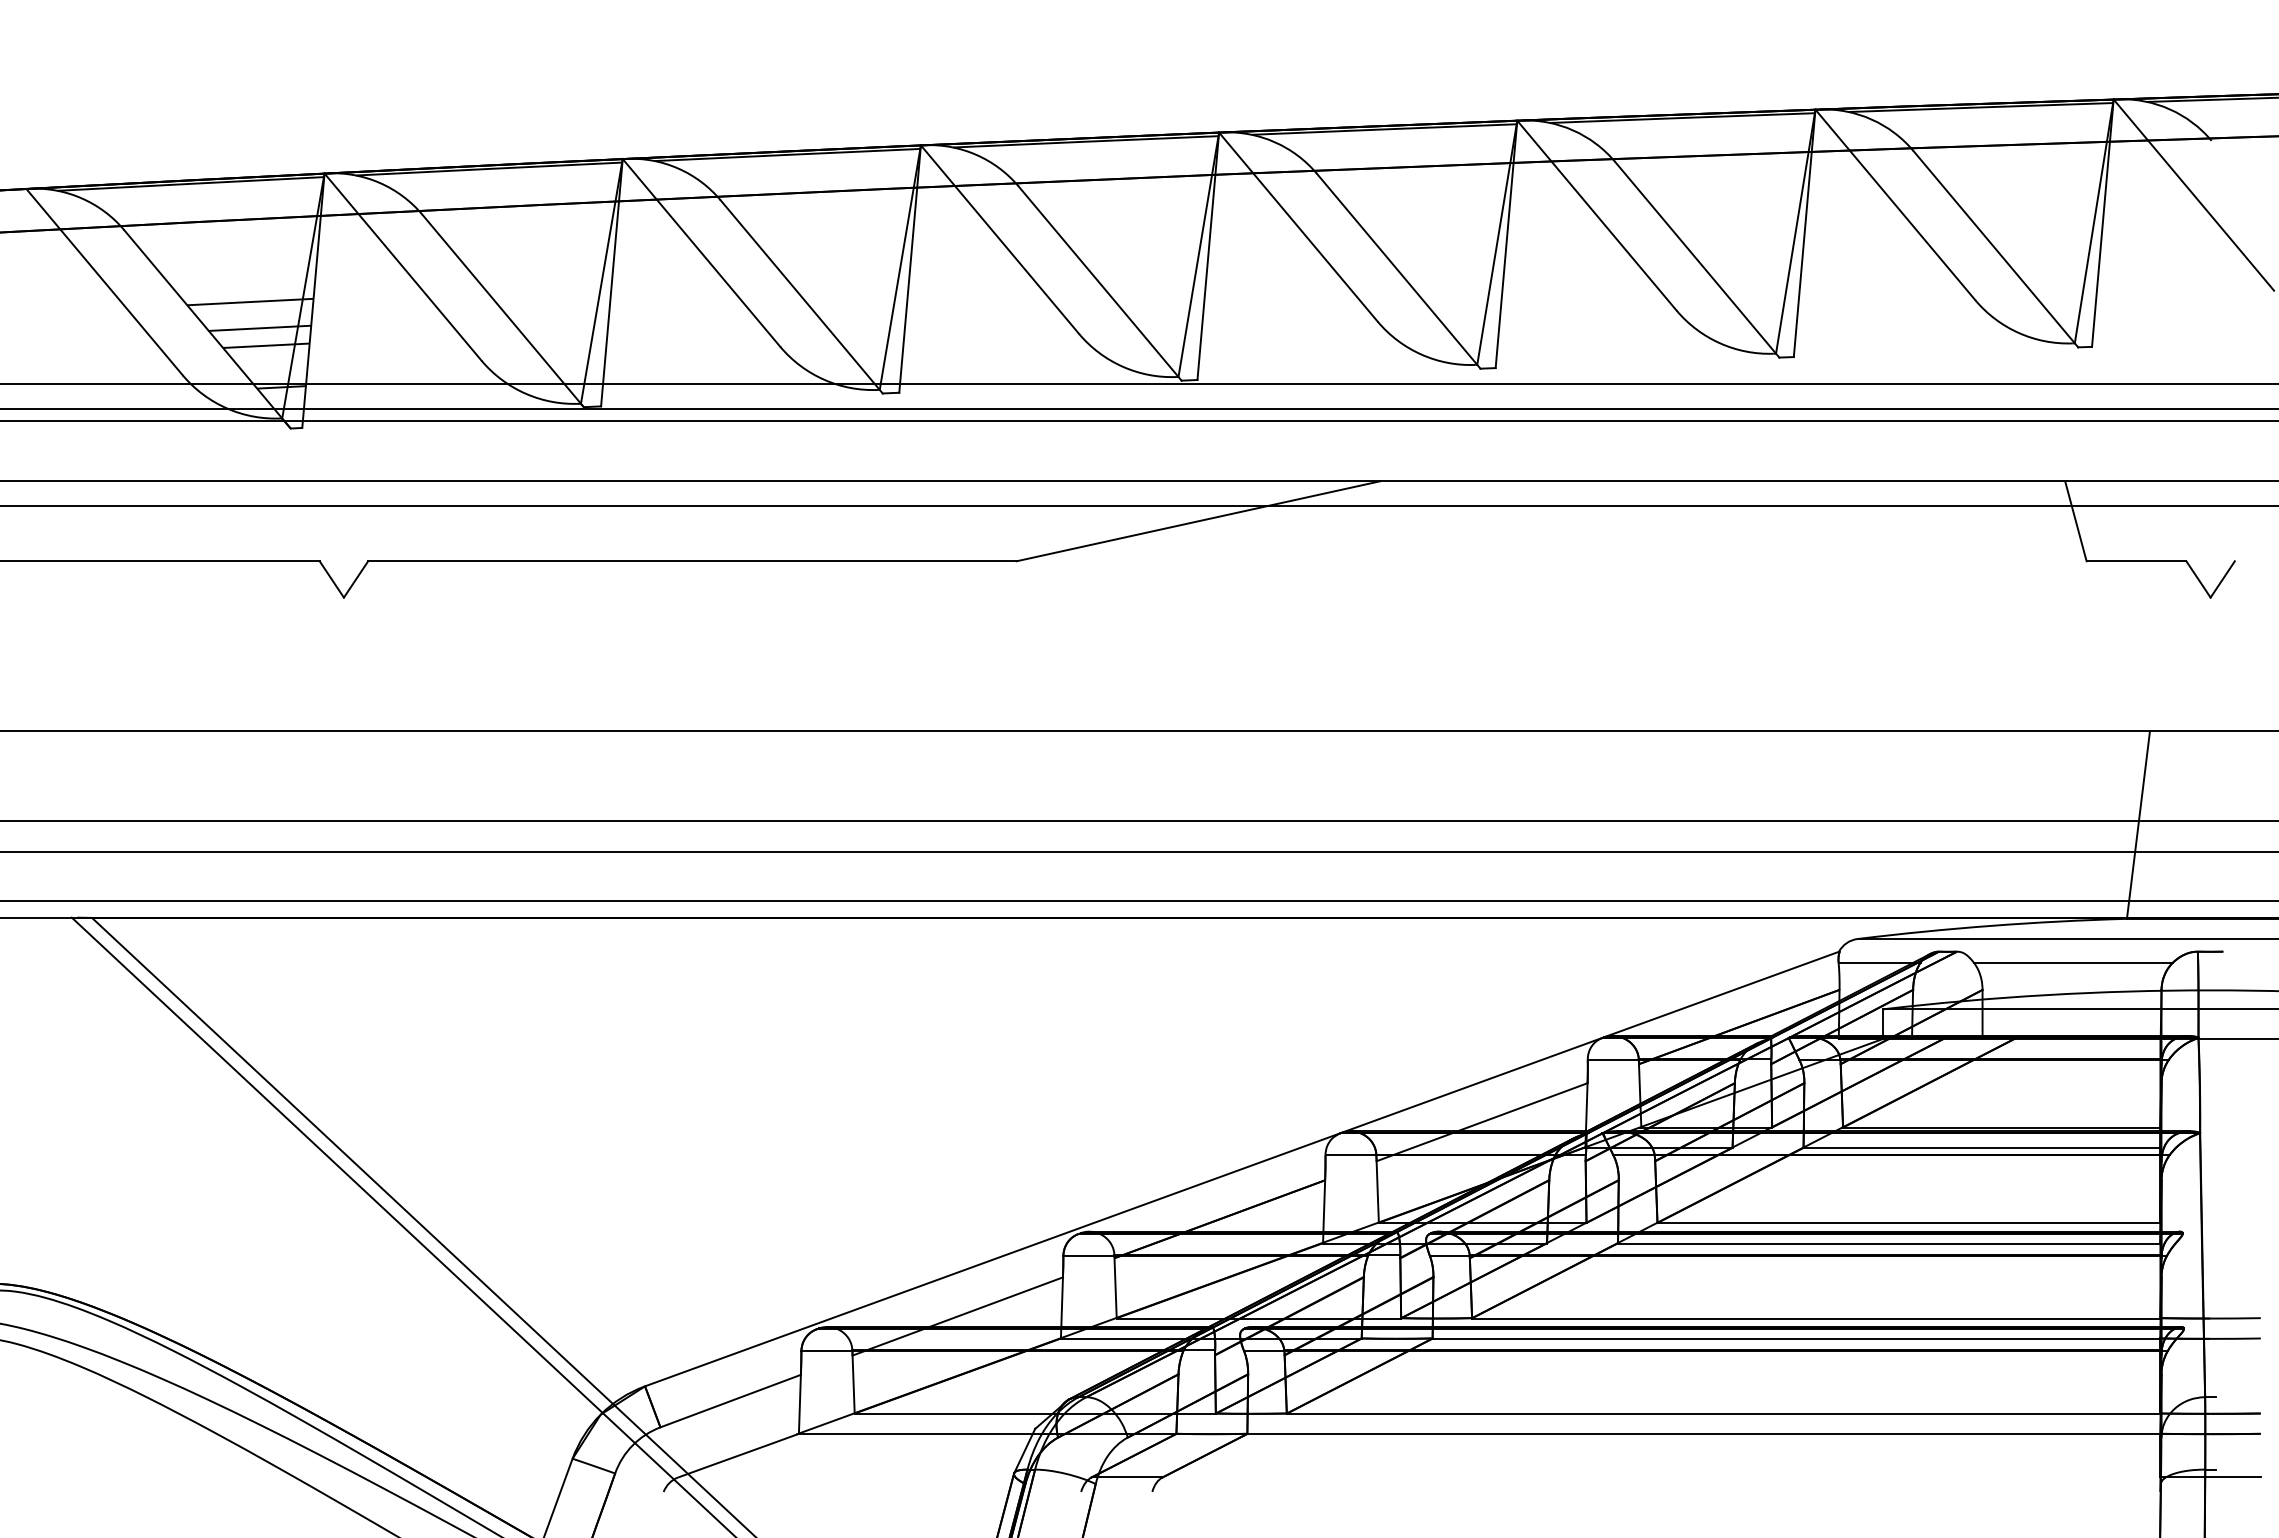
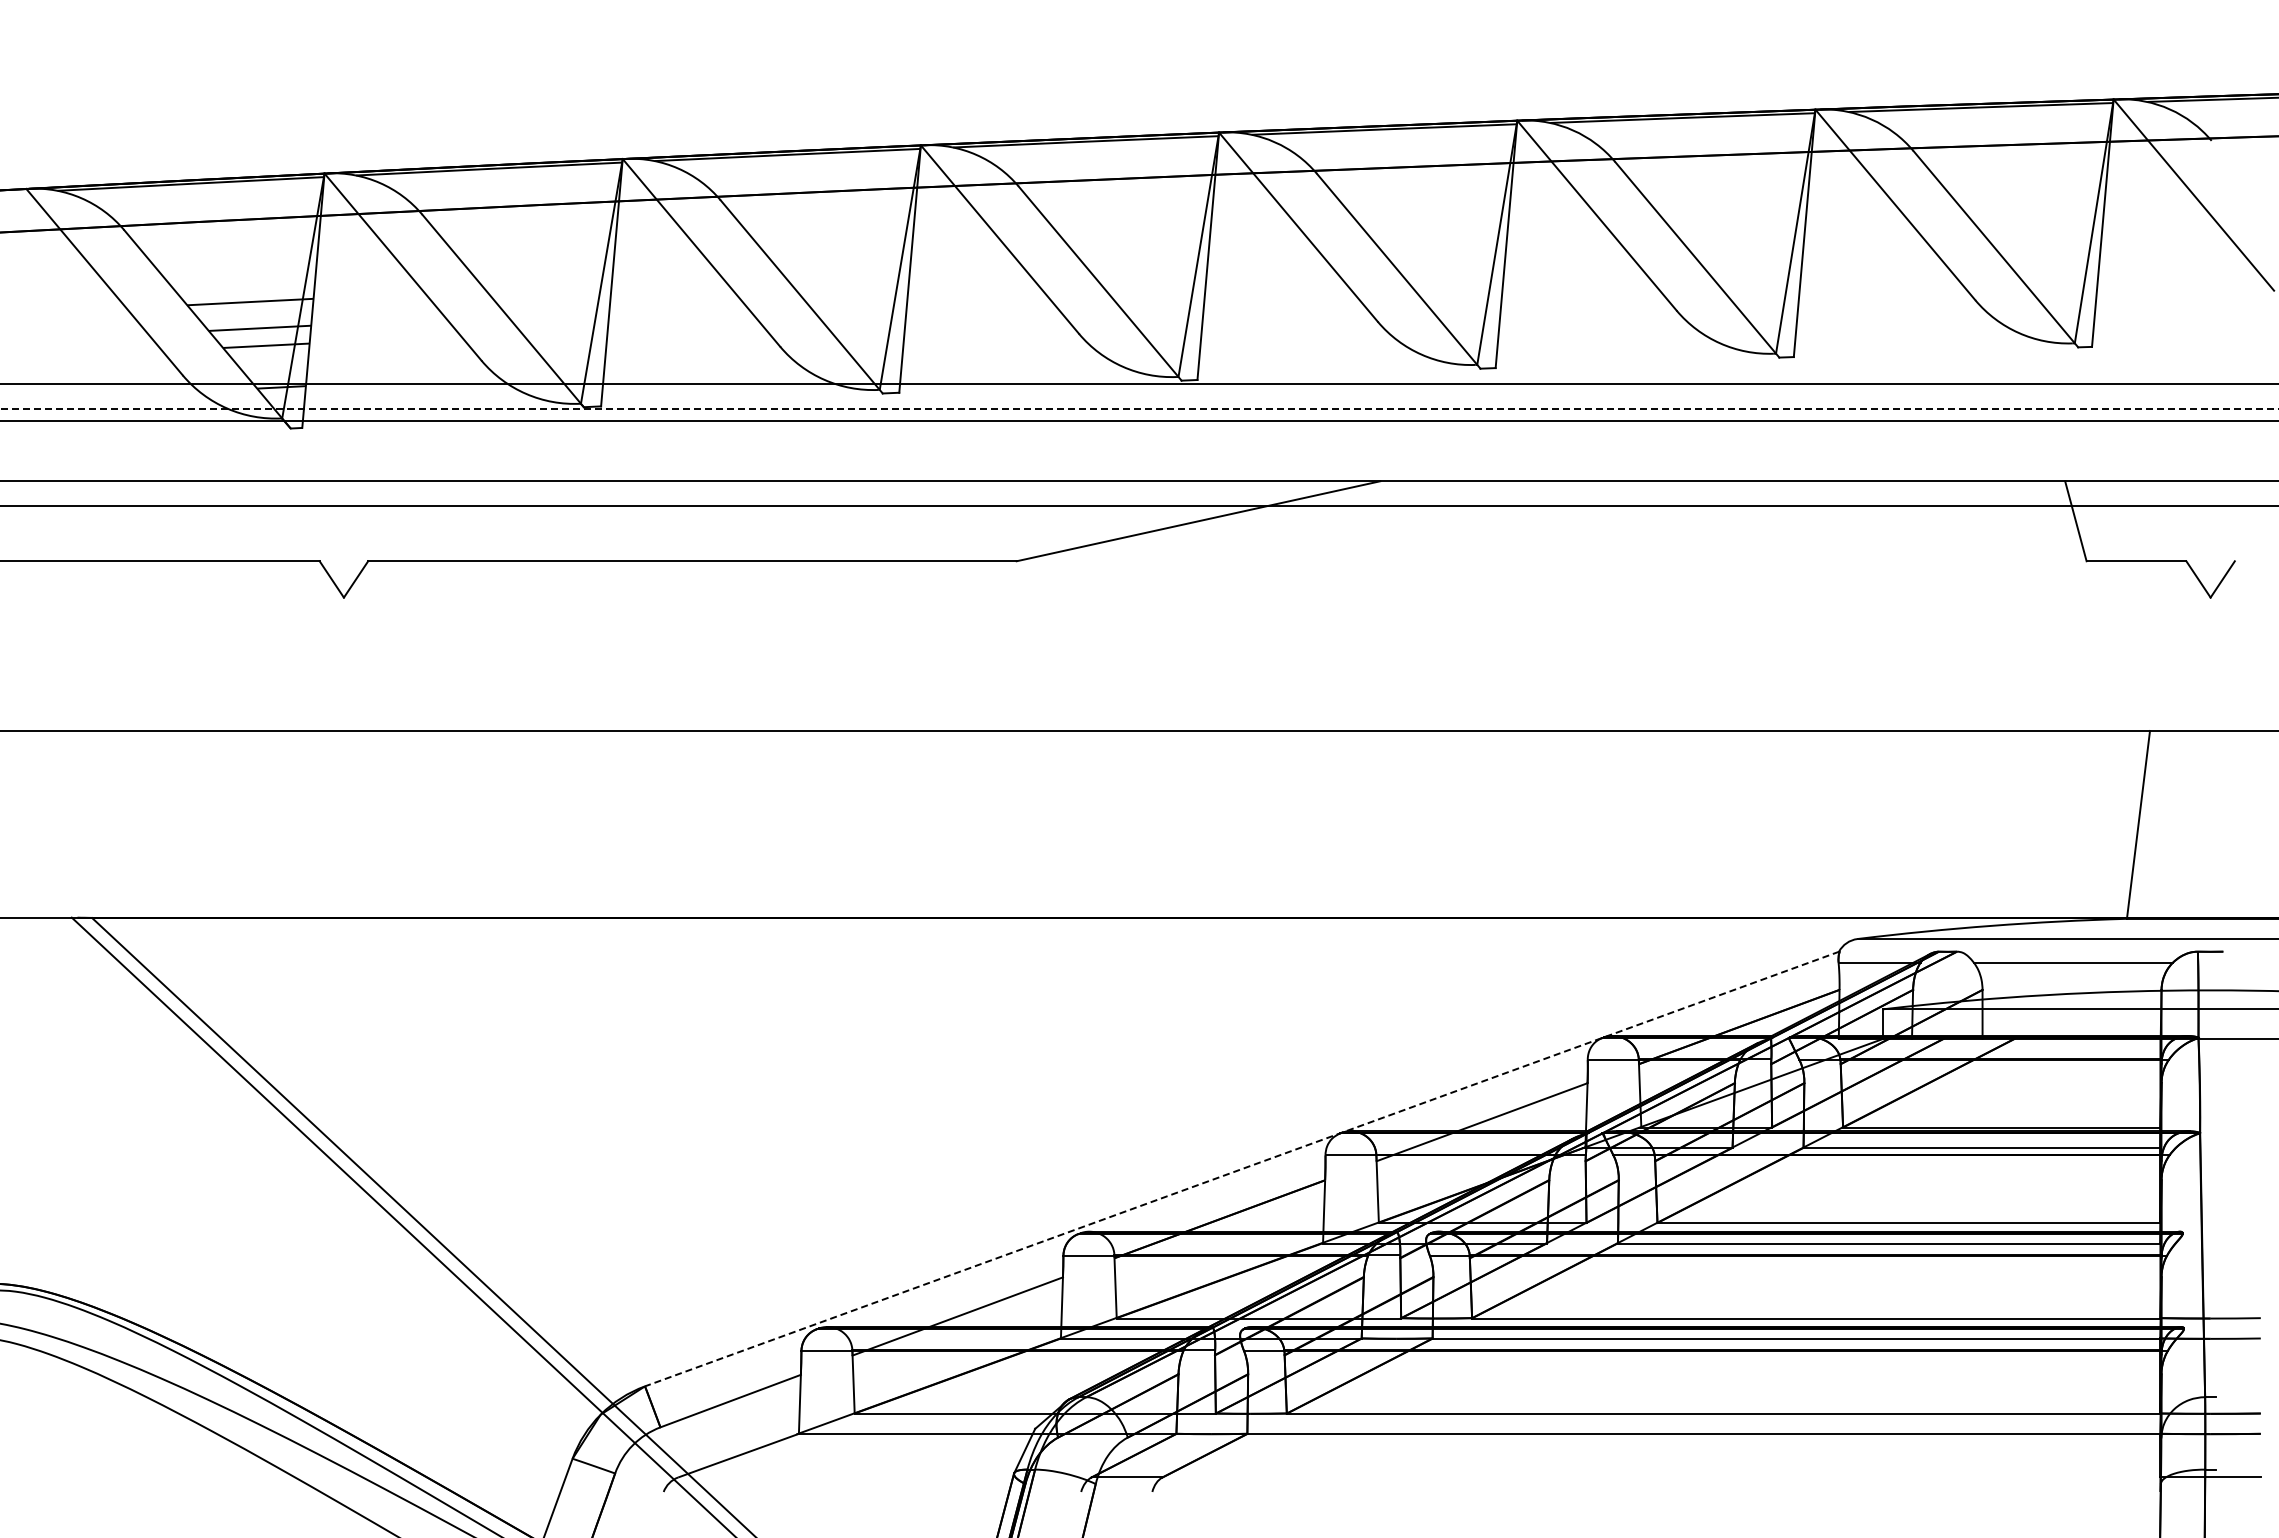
line: solid -> dashed (1139, 408)
line: present -> none (1138, 820)
line: present -> none (1138, 852)
line: present -> none (1138, 900)
line: solid -> dashed (1242, 1168)
